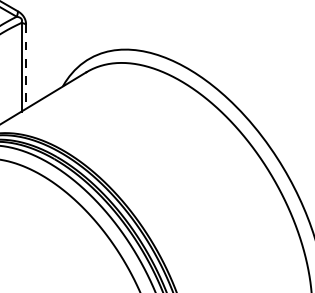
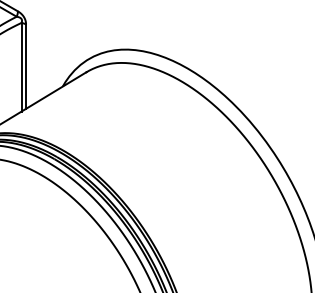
line: dashed -> solid (26, 67)
